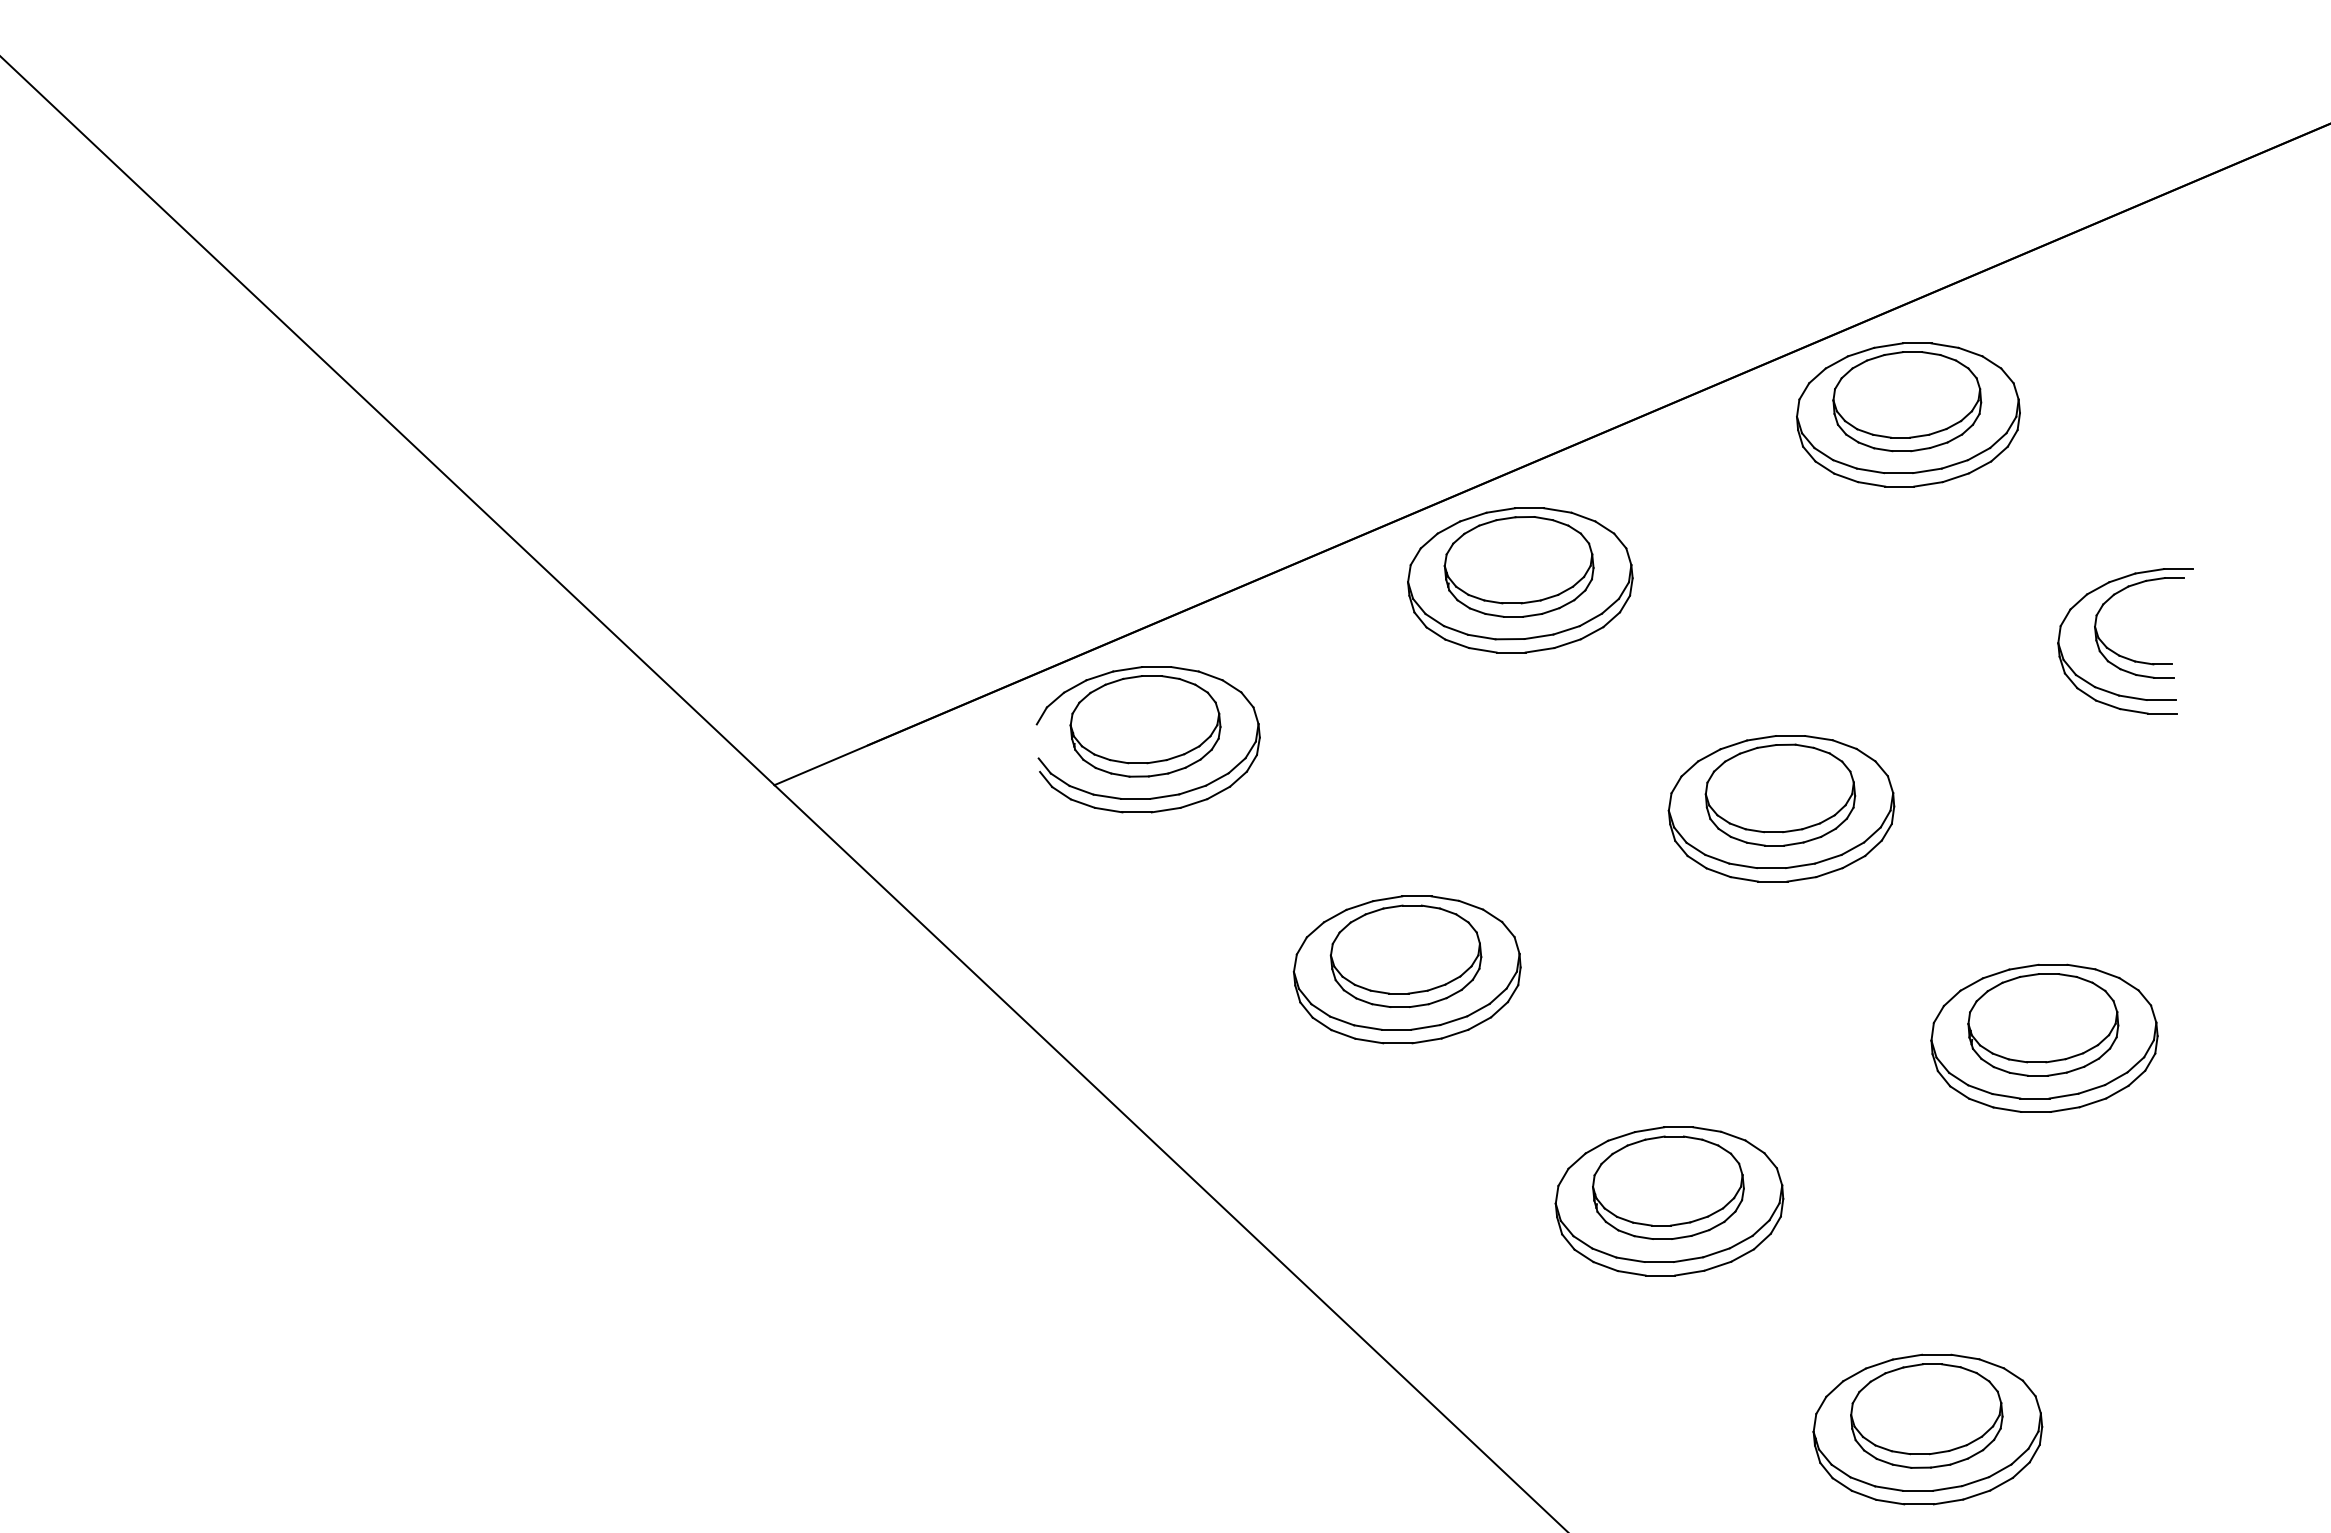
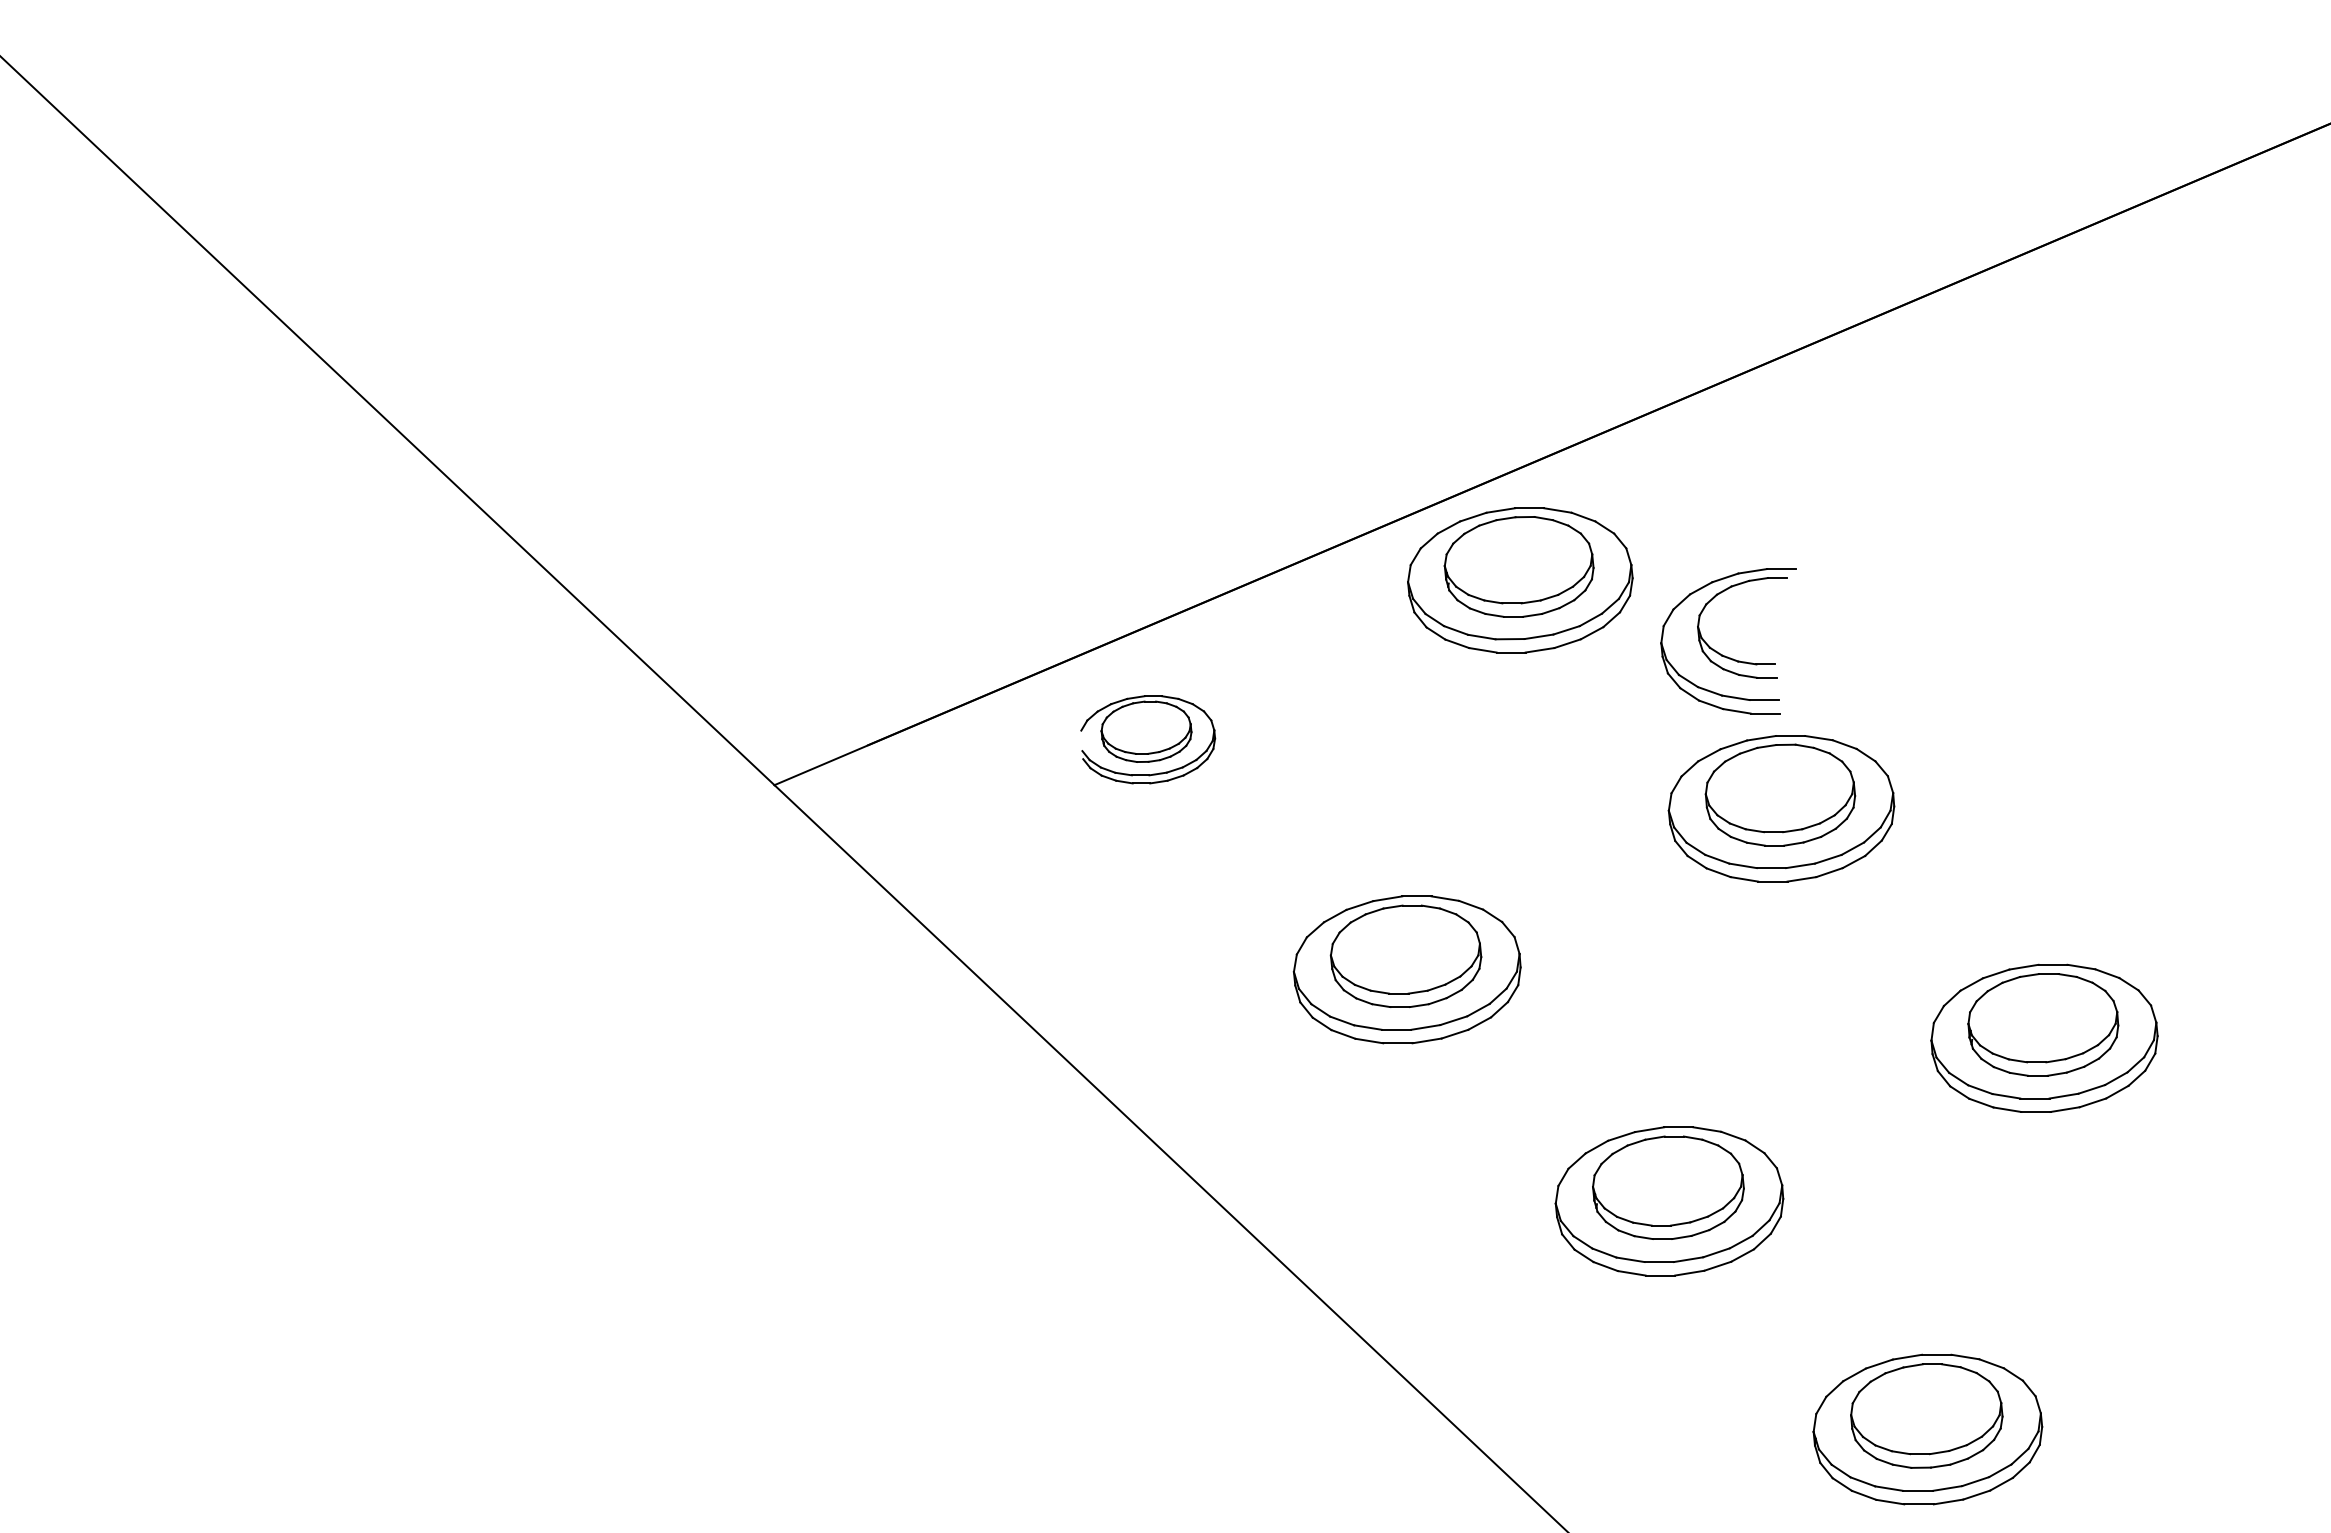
part: present -> none (1908, 414)
part position: (2116, 652) -> (1719, 652) (1719, 652)
part size: 226x148 px -> 137x90 px (1148, 739)
